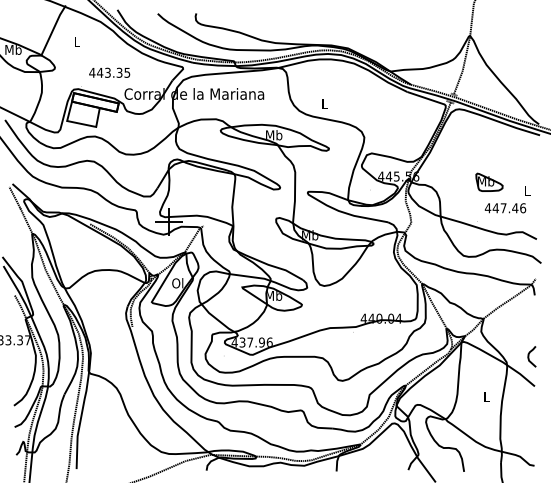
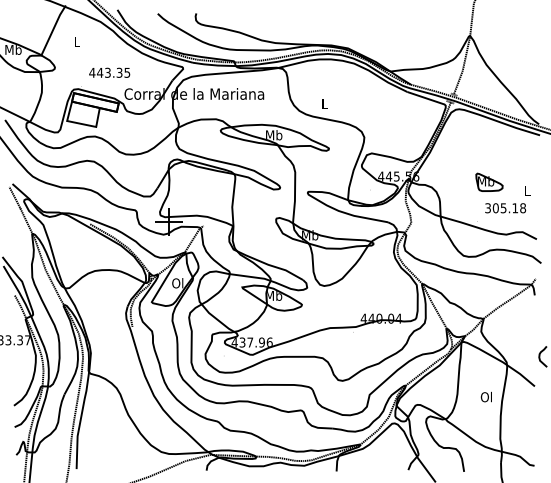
text: 447.46 -> 305.18 (505, 208)
curve position: (529, 356) -> (540, 356) (540, 356)
text: L -> Ol (485, 396)
